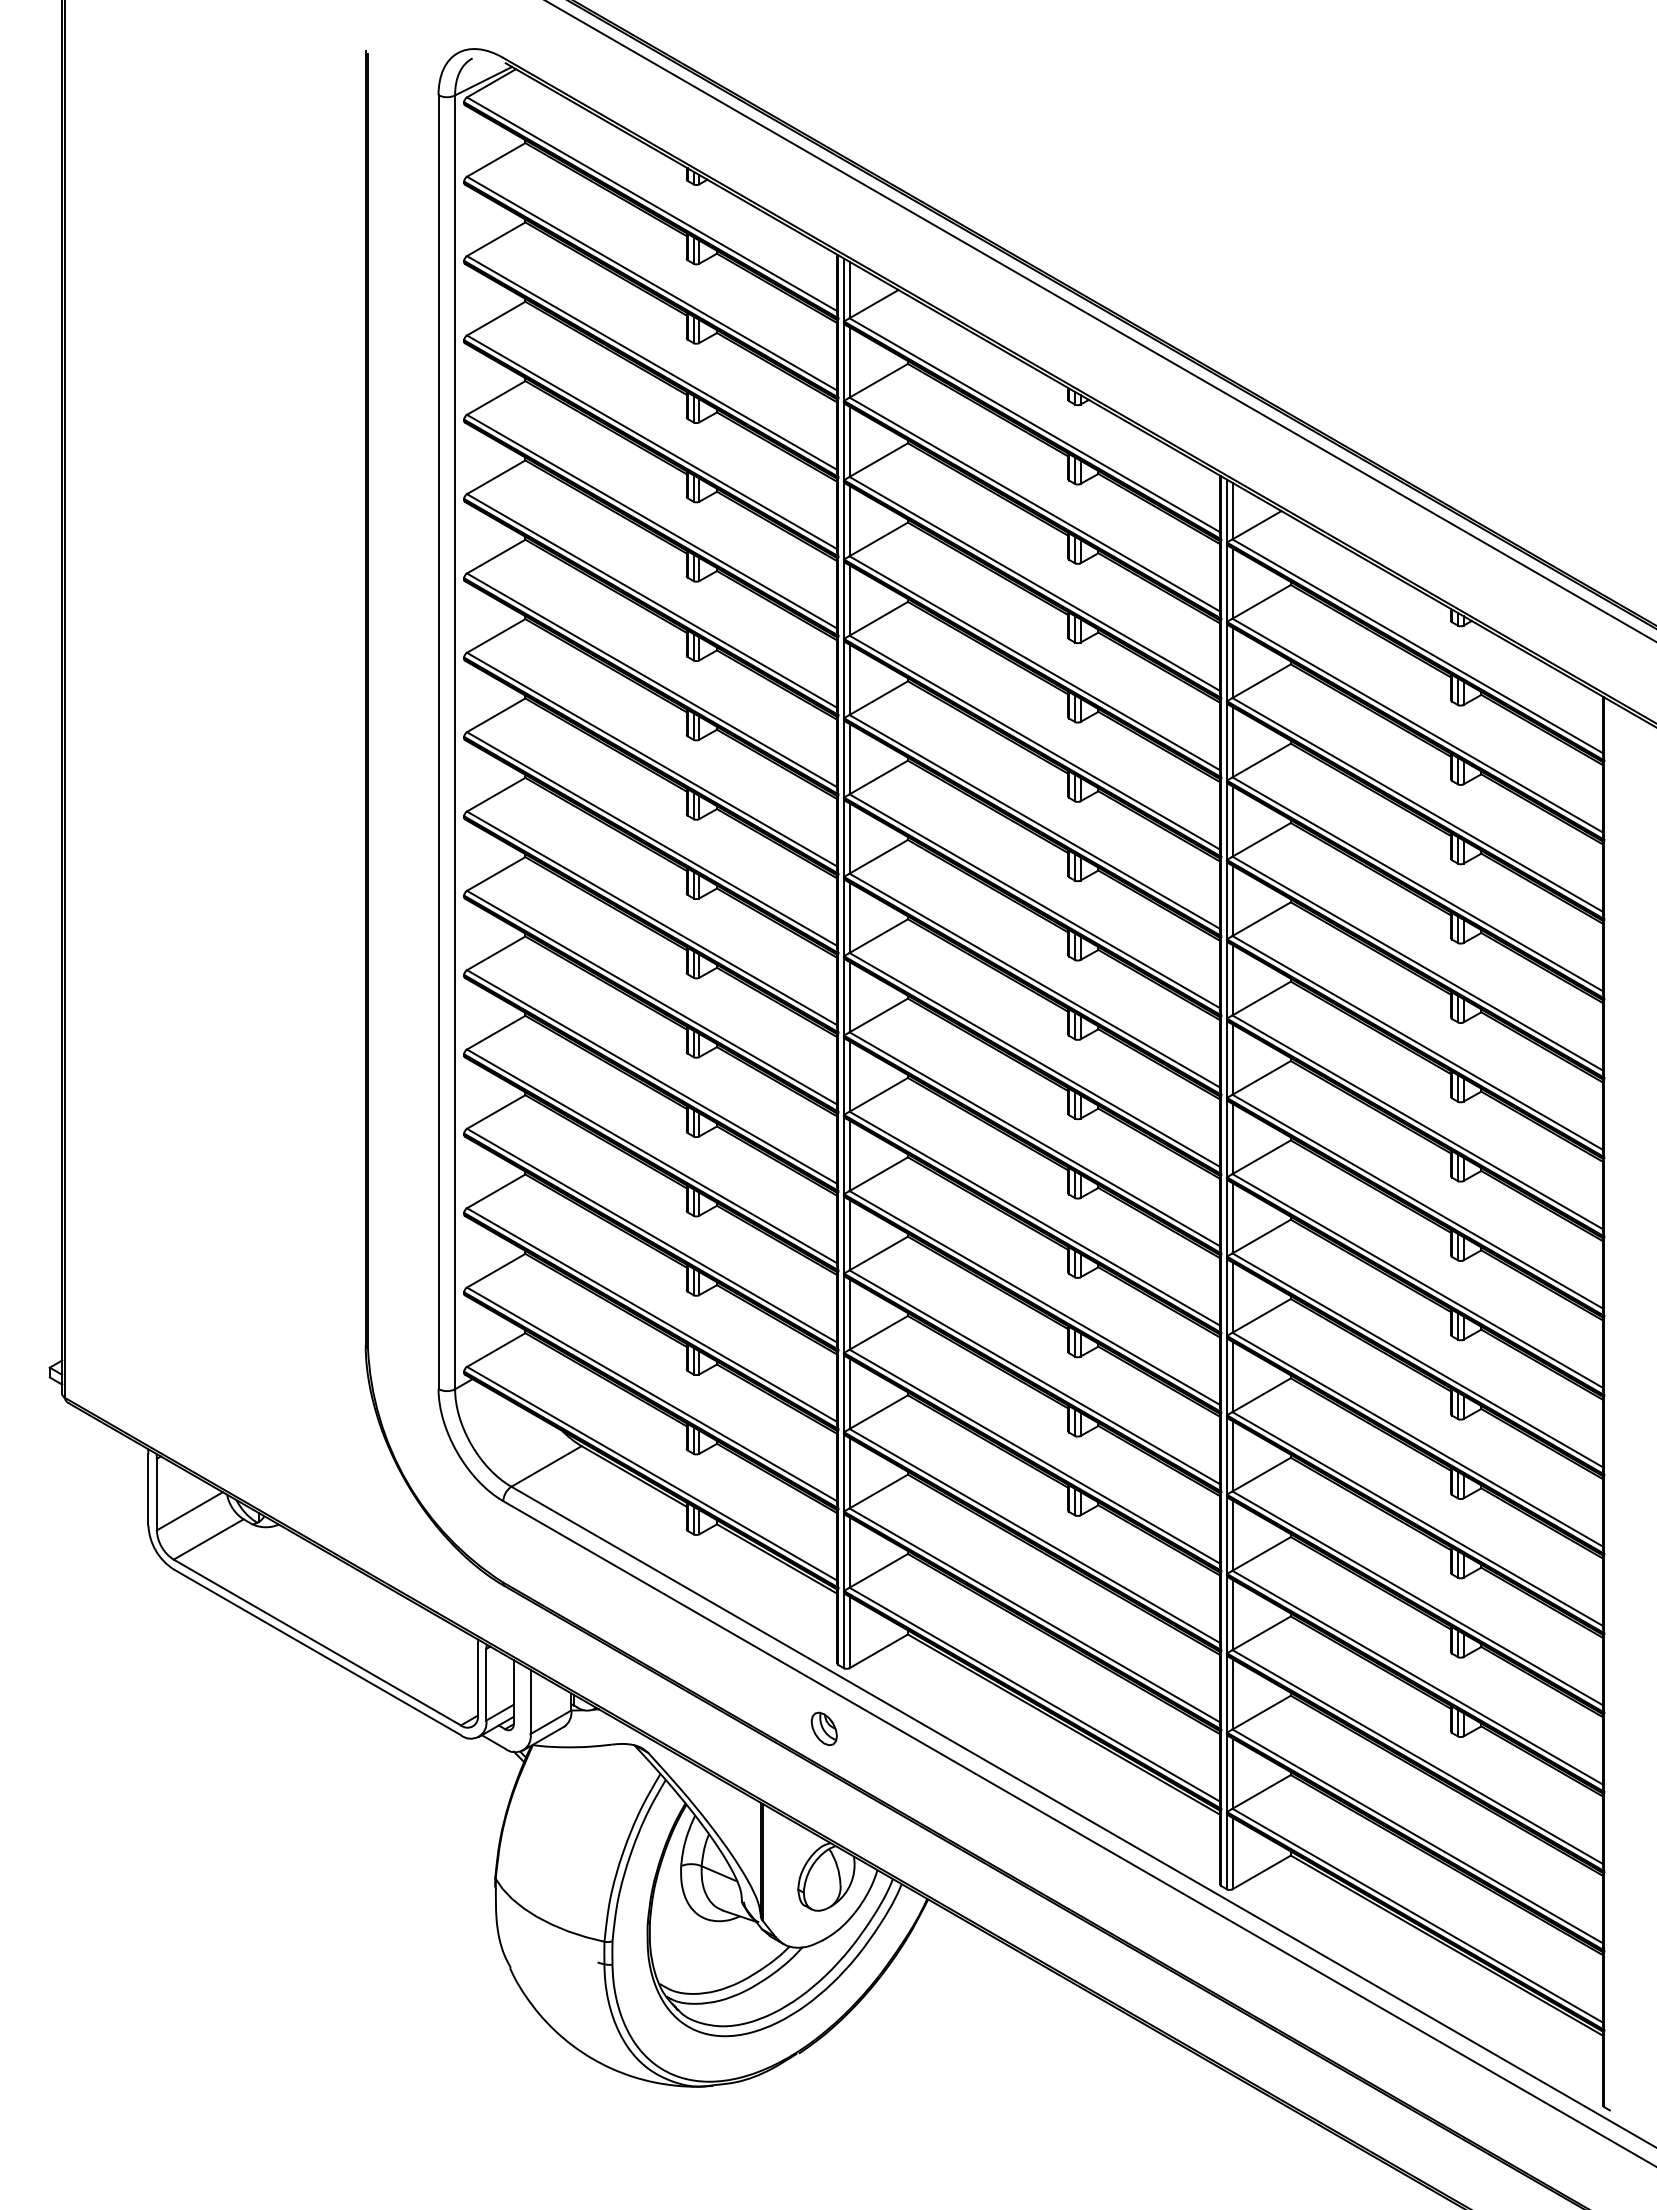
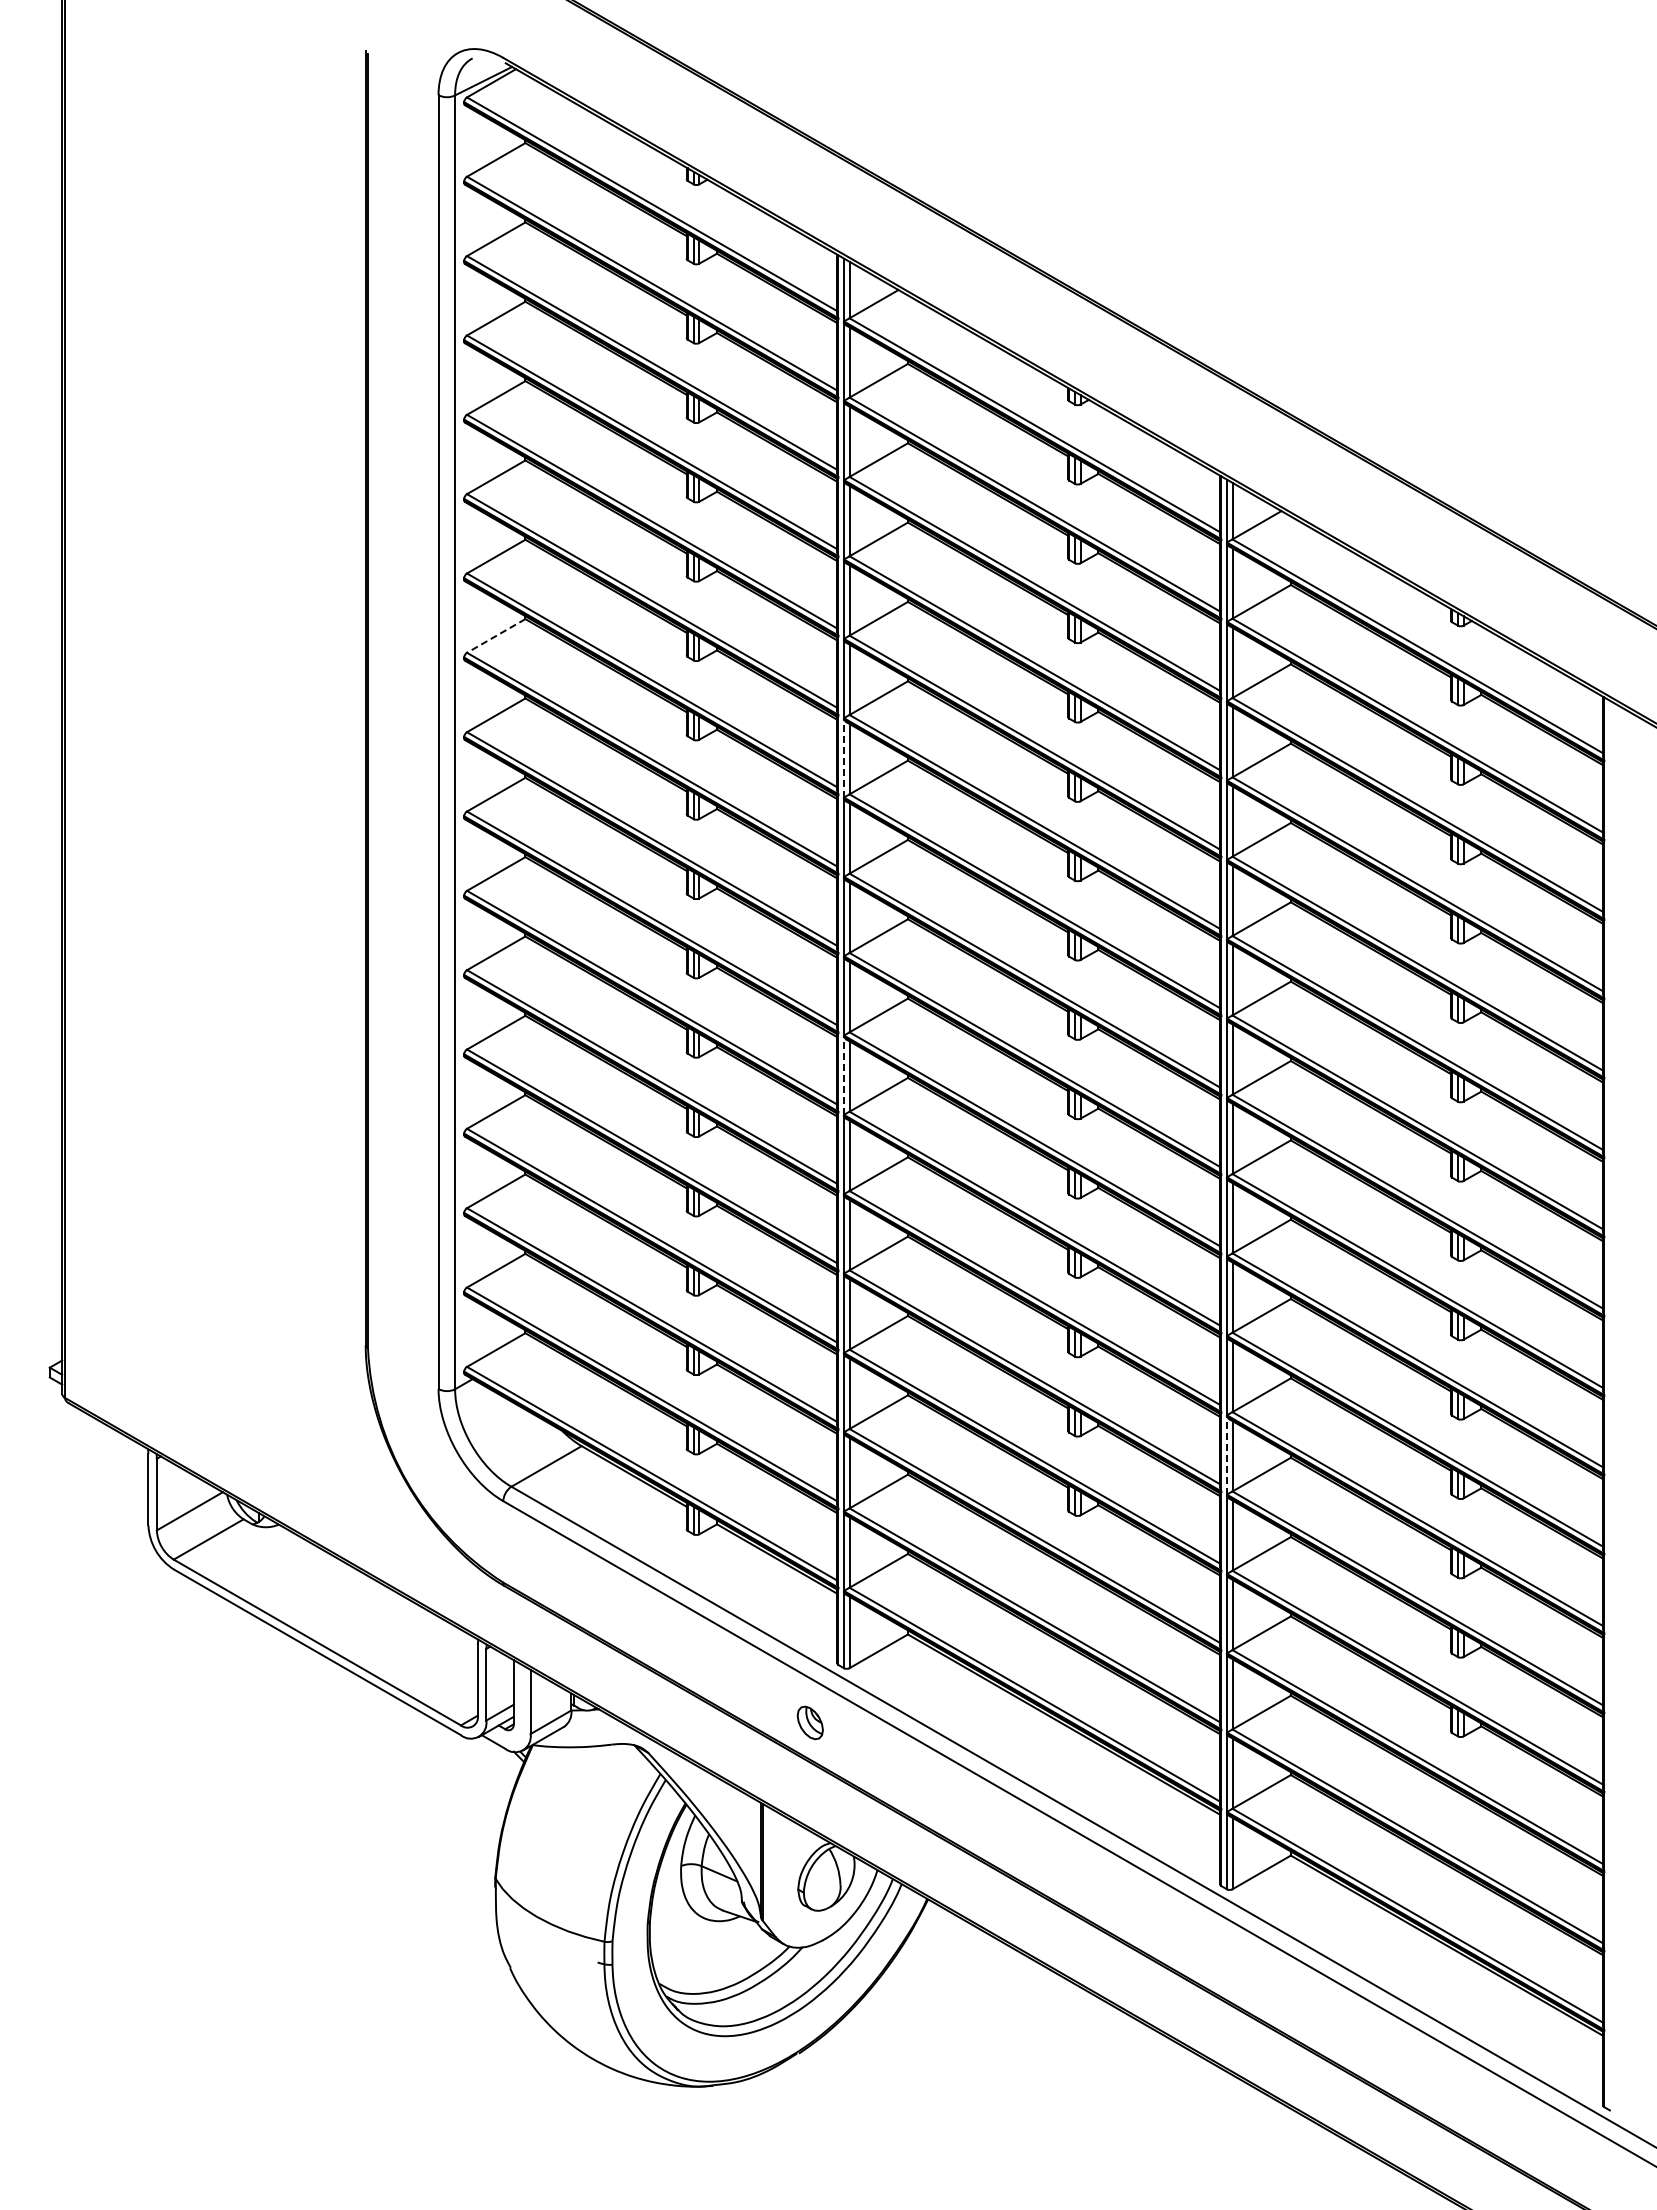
line: present -> none (1100, 321)
line: solid -> dashed (496, 635)
line: solid -> dashed (844, 758)
line: solid -> dashed (844, 1075)
line: solid -> dashed (1227, 1455)
part position: (823, 1728) -> (809, 1722) (809, 1722)
